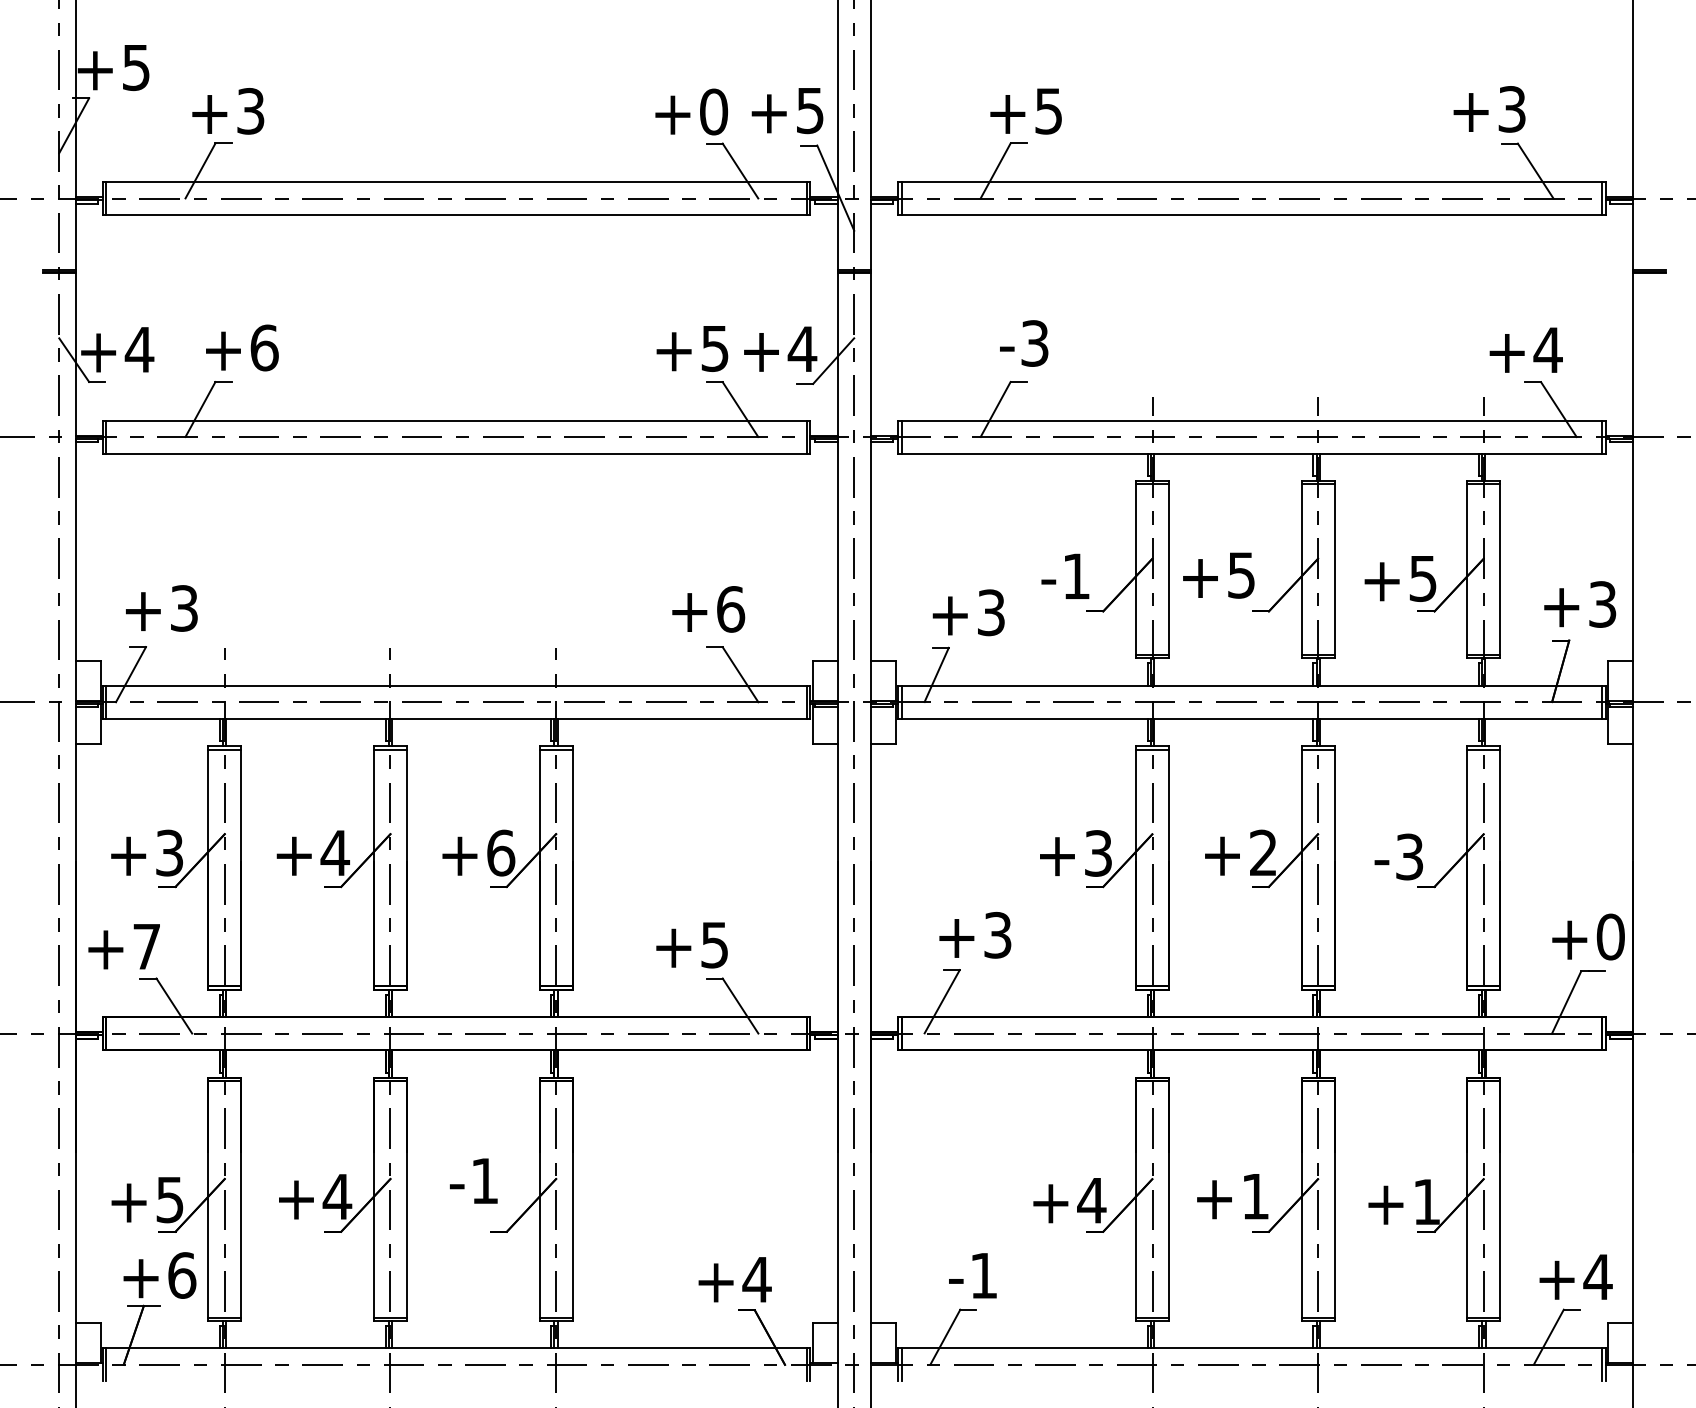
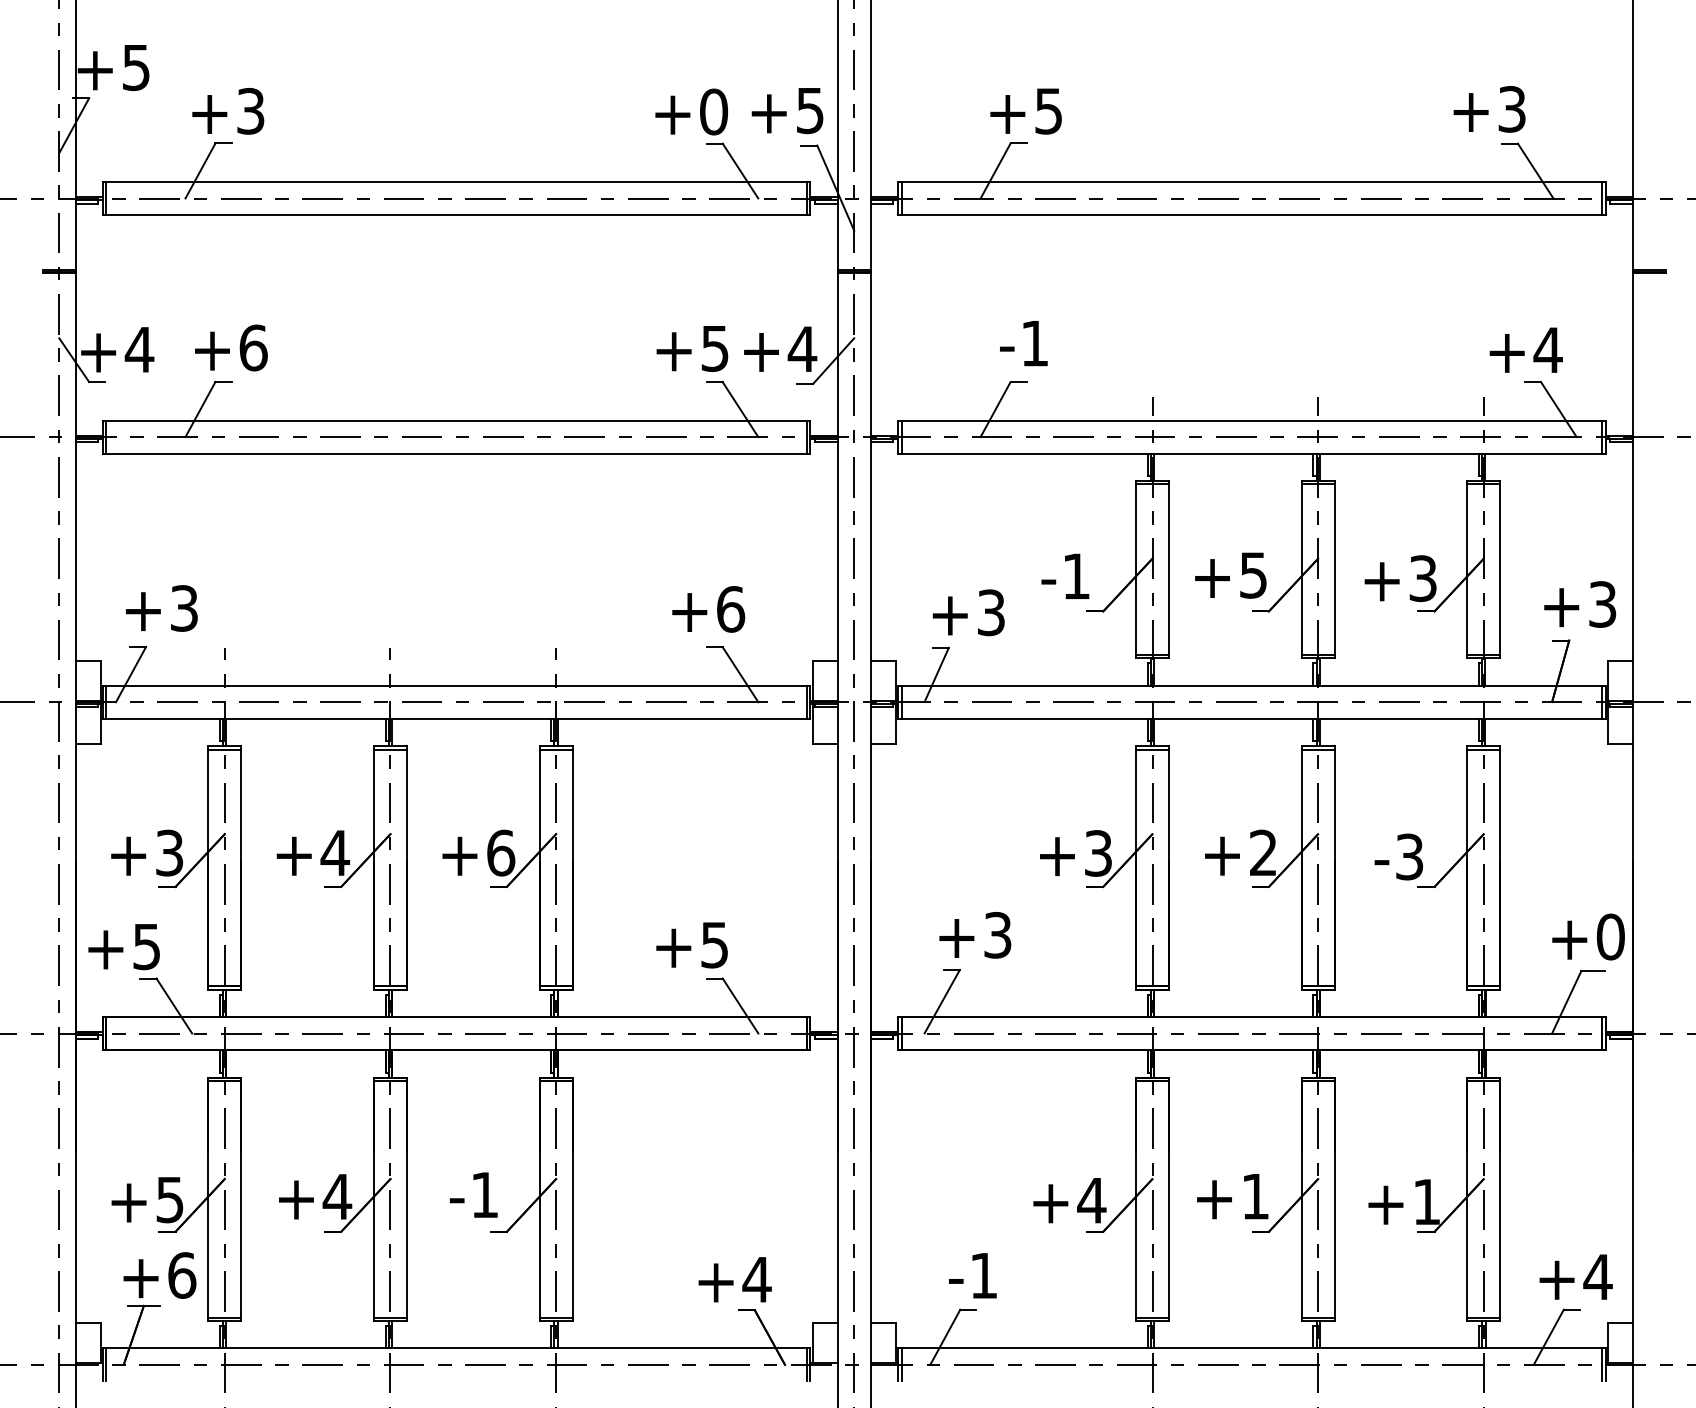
text: -3 -> -1 (1034, 343)
text position: (242, 347) -> (231, 347) (231, 347)
text position: (1218, 575) -> (1230, 575) (1230, 575)
text: +5 -> +3 (1423, 578)
text: +7 -> +5 (146, 947)
text position: (473, 1180) -> (473, 1194) (473, 1194)
